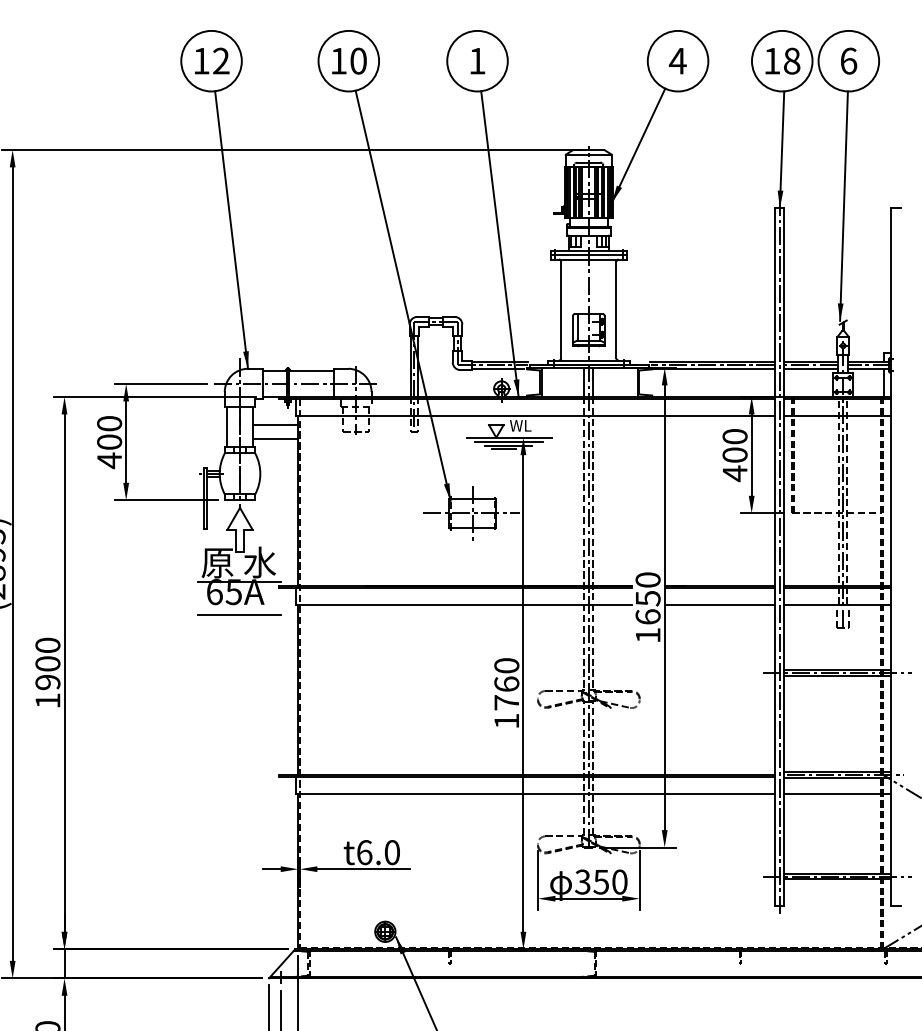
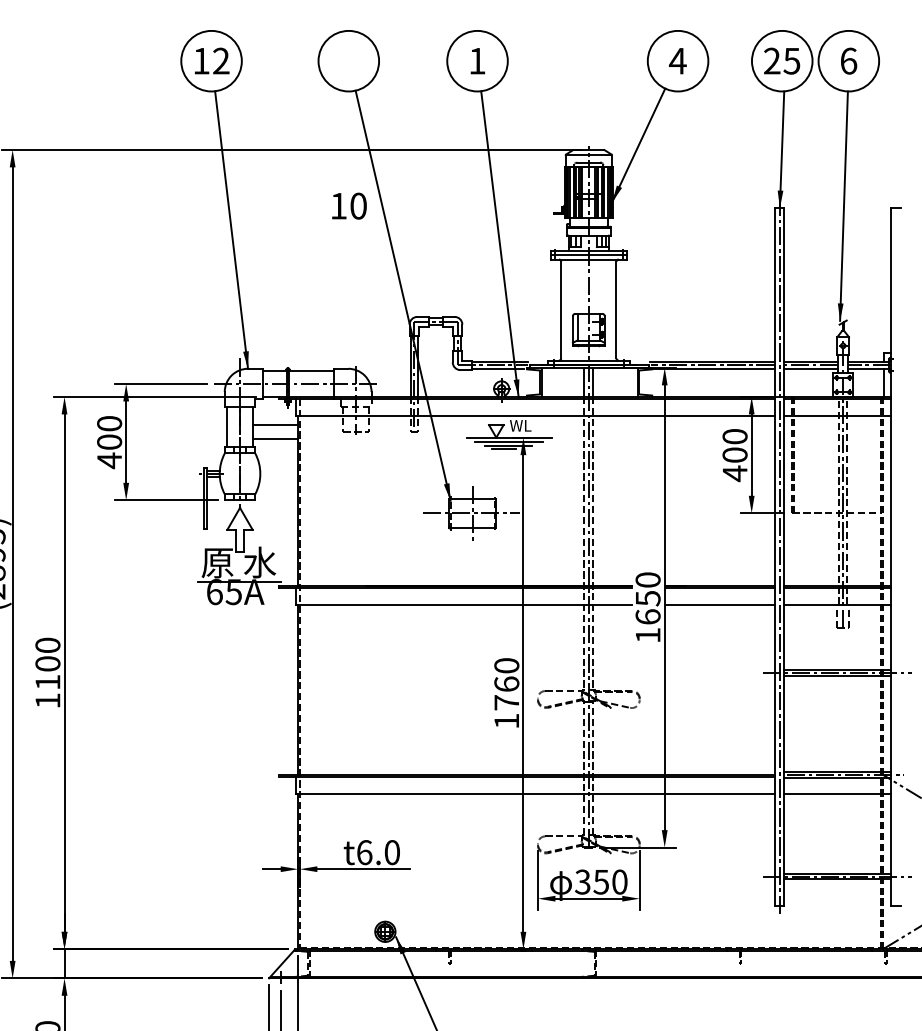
text position: (349, 60) -> (349, 205) (349, 205)
text: 18 -> 25 (782, 60)
line: present -> none (239, 615)
text: 1900 -> 1100 (47, 682)
